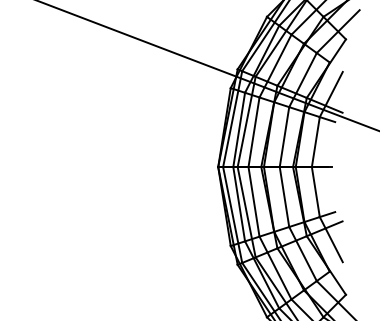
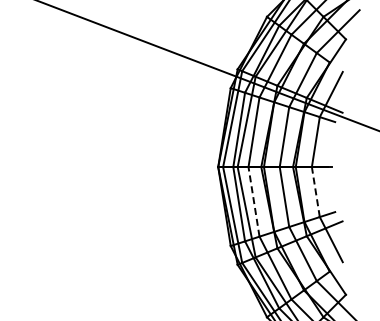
line: solid -> dashed (315, 191)
line: solid -> dashed (253, 201)
